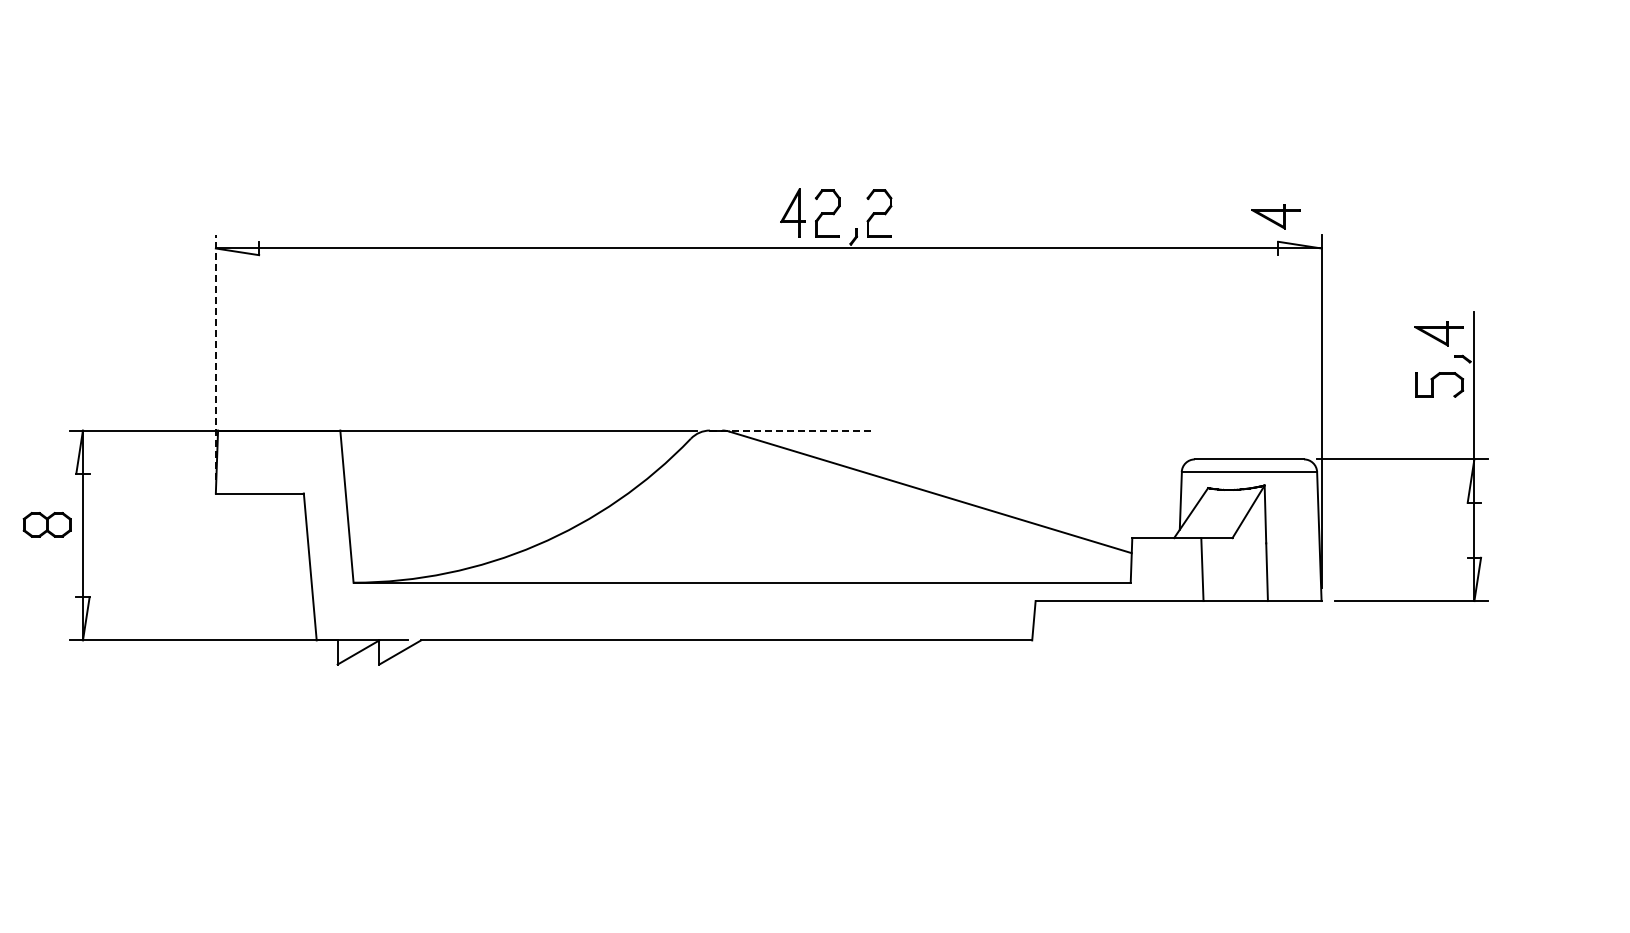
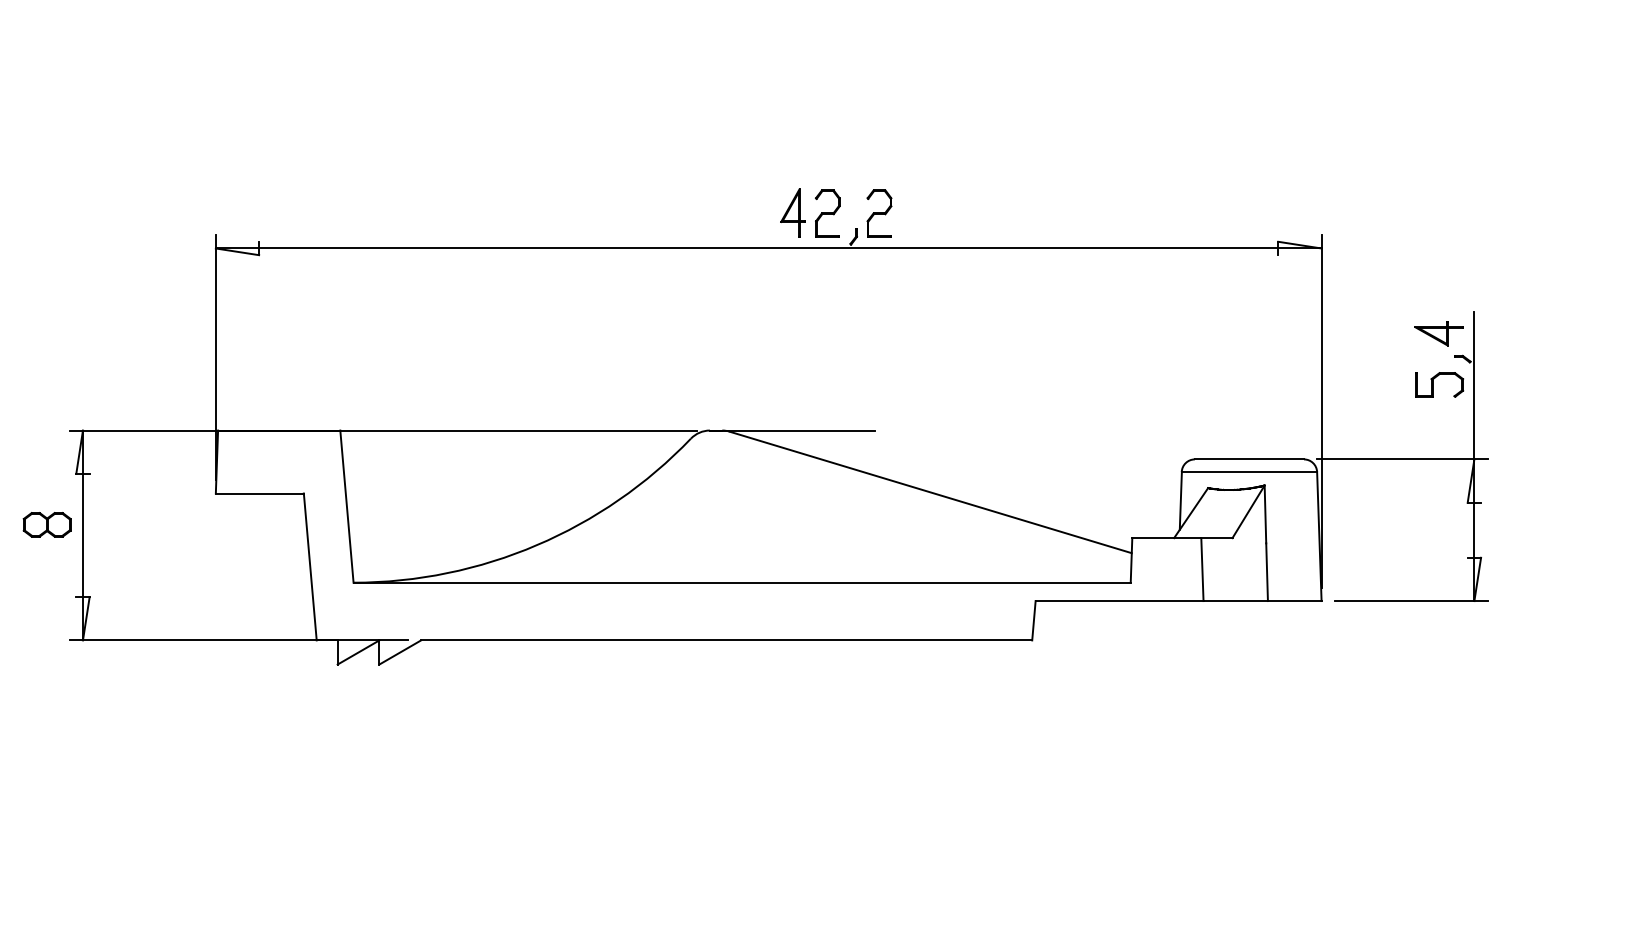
part: present -> none (1275, 216)
line: dashed -> solid (215, 357)
line: dashed -> solid (792, 430)
